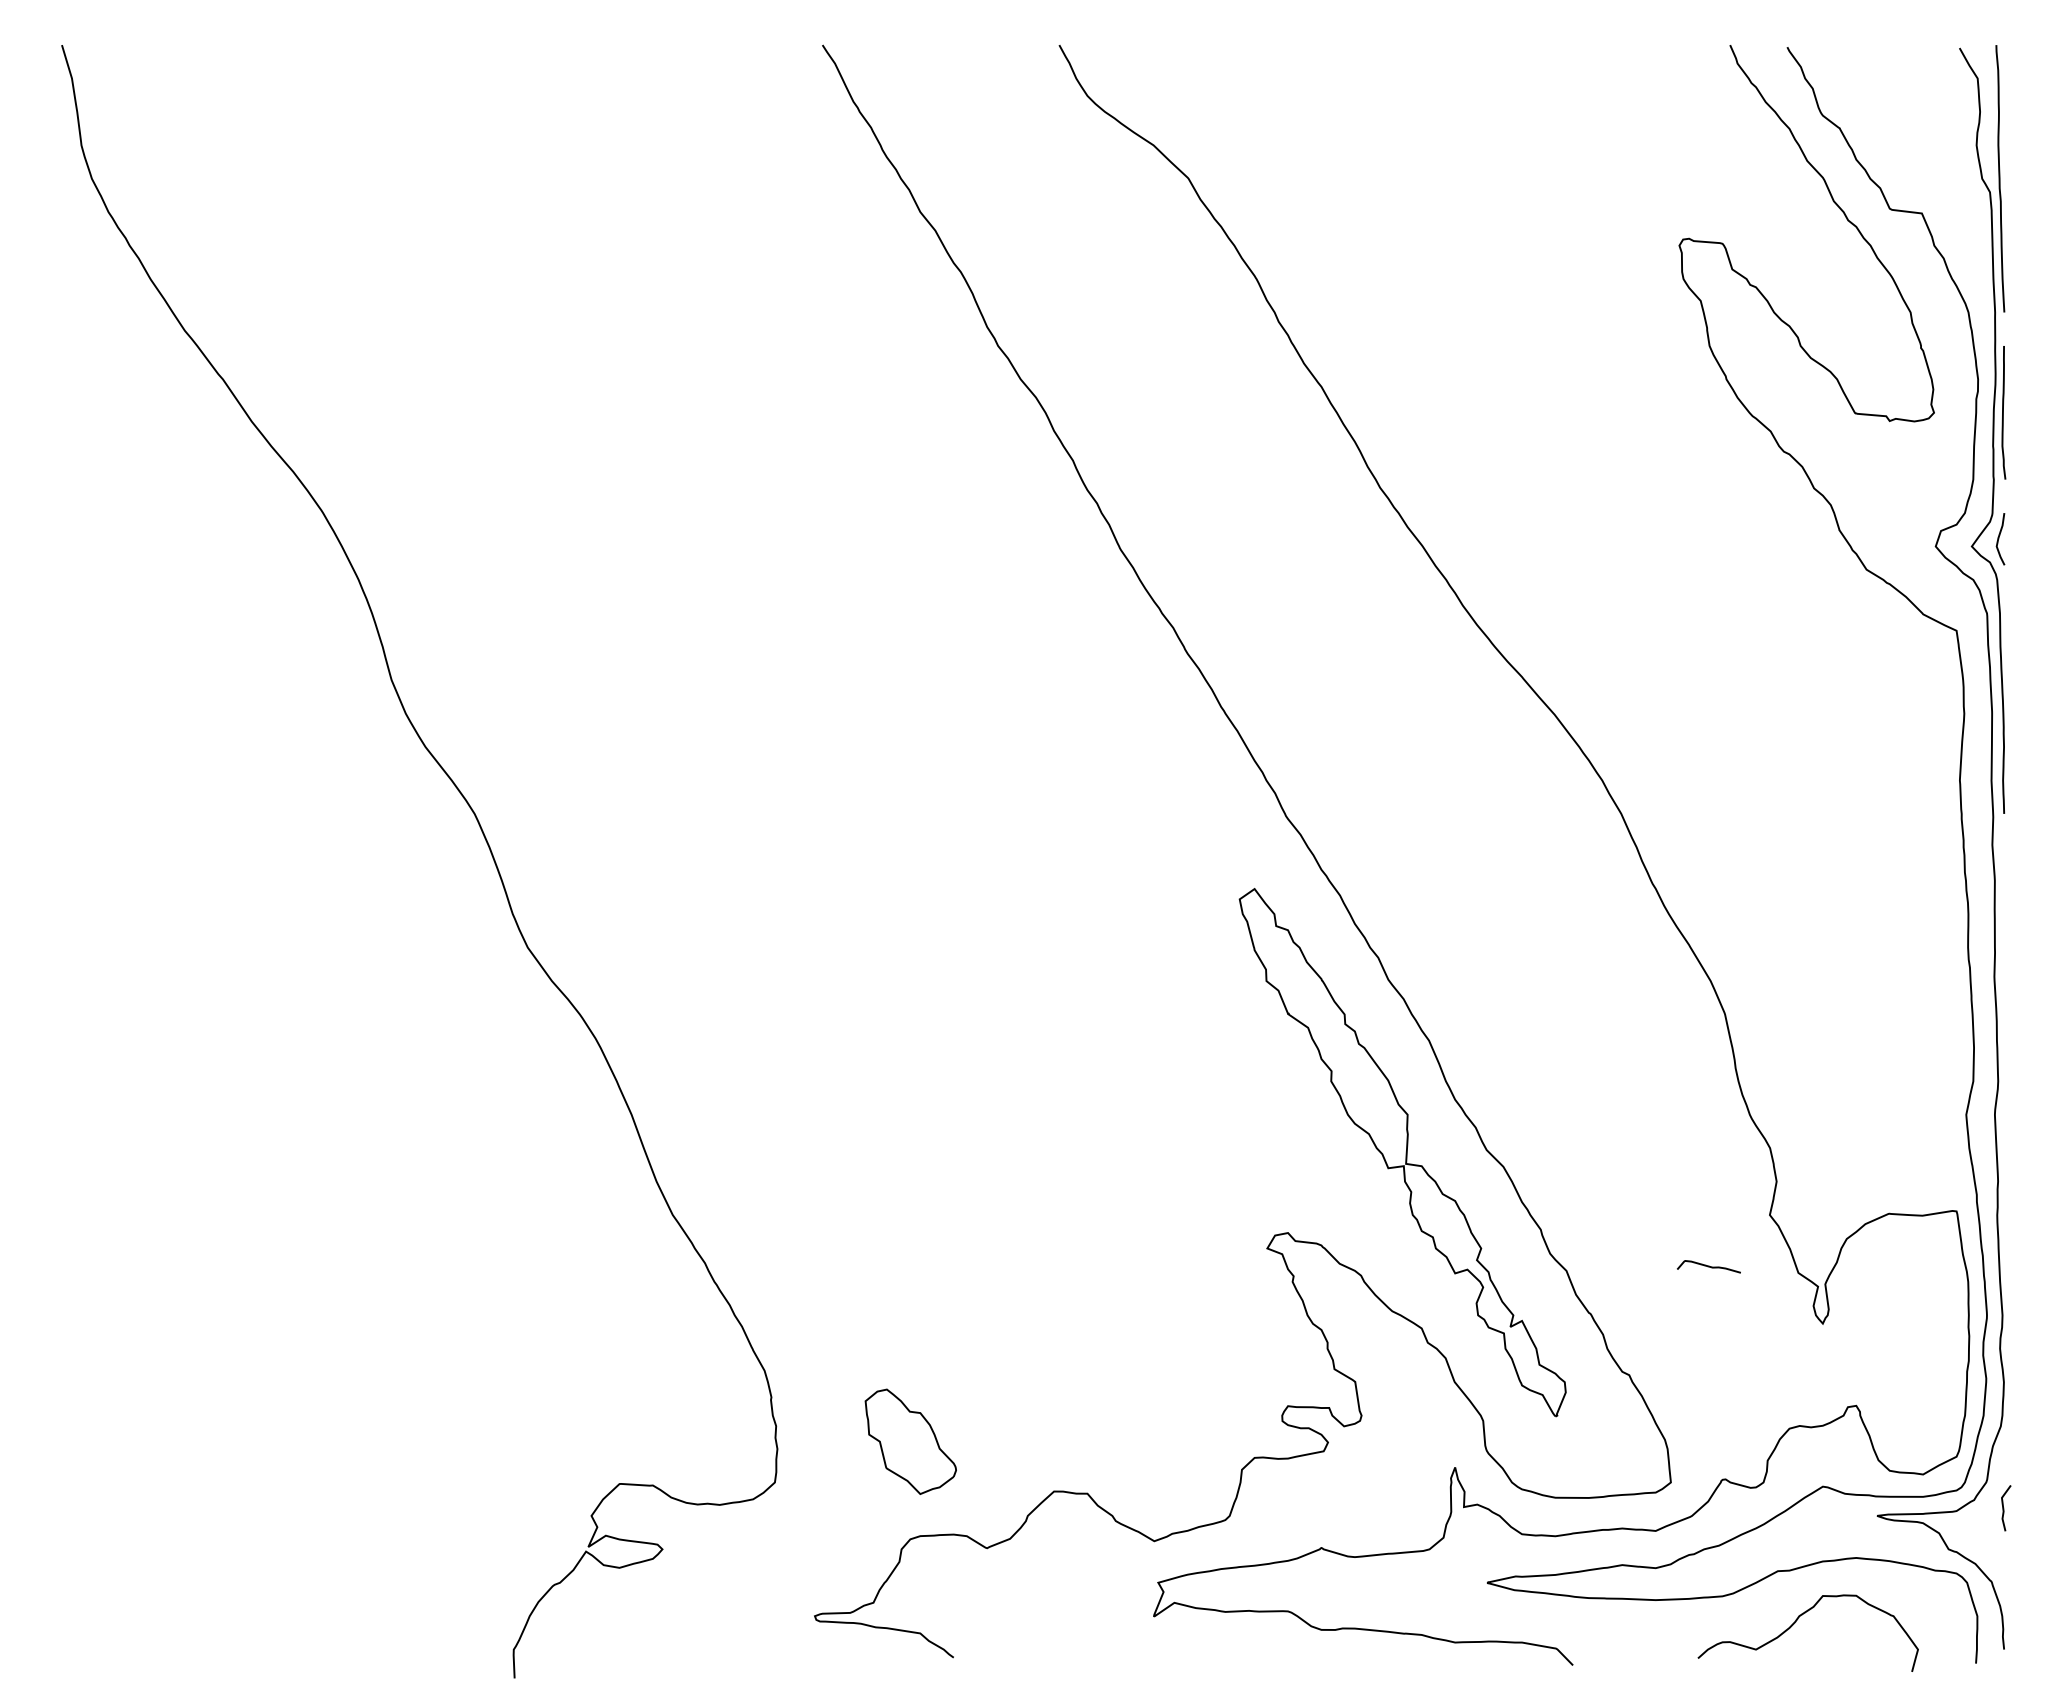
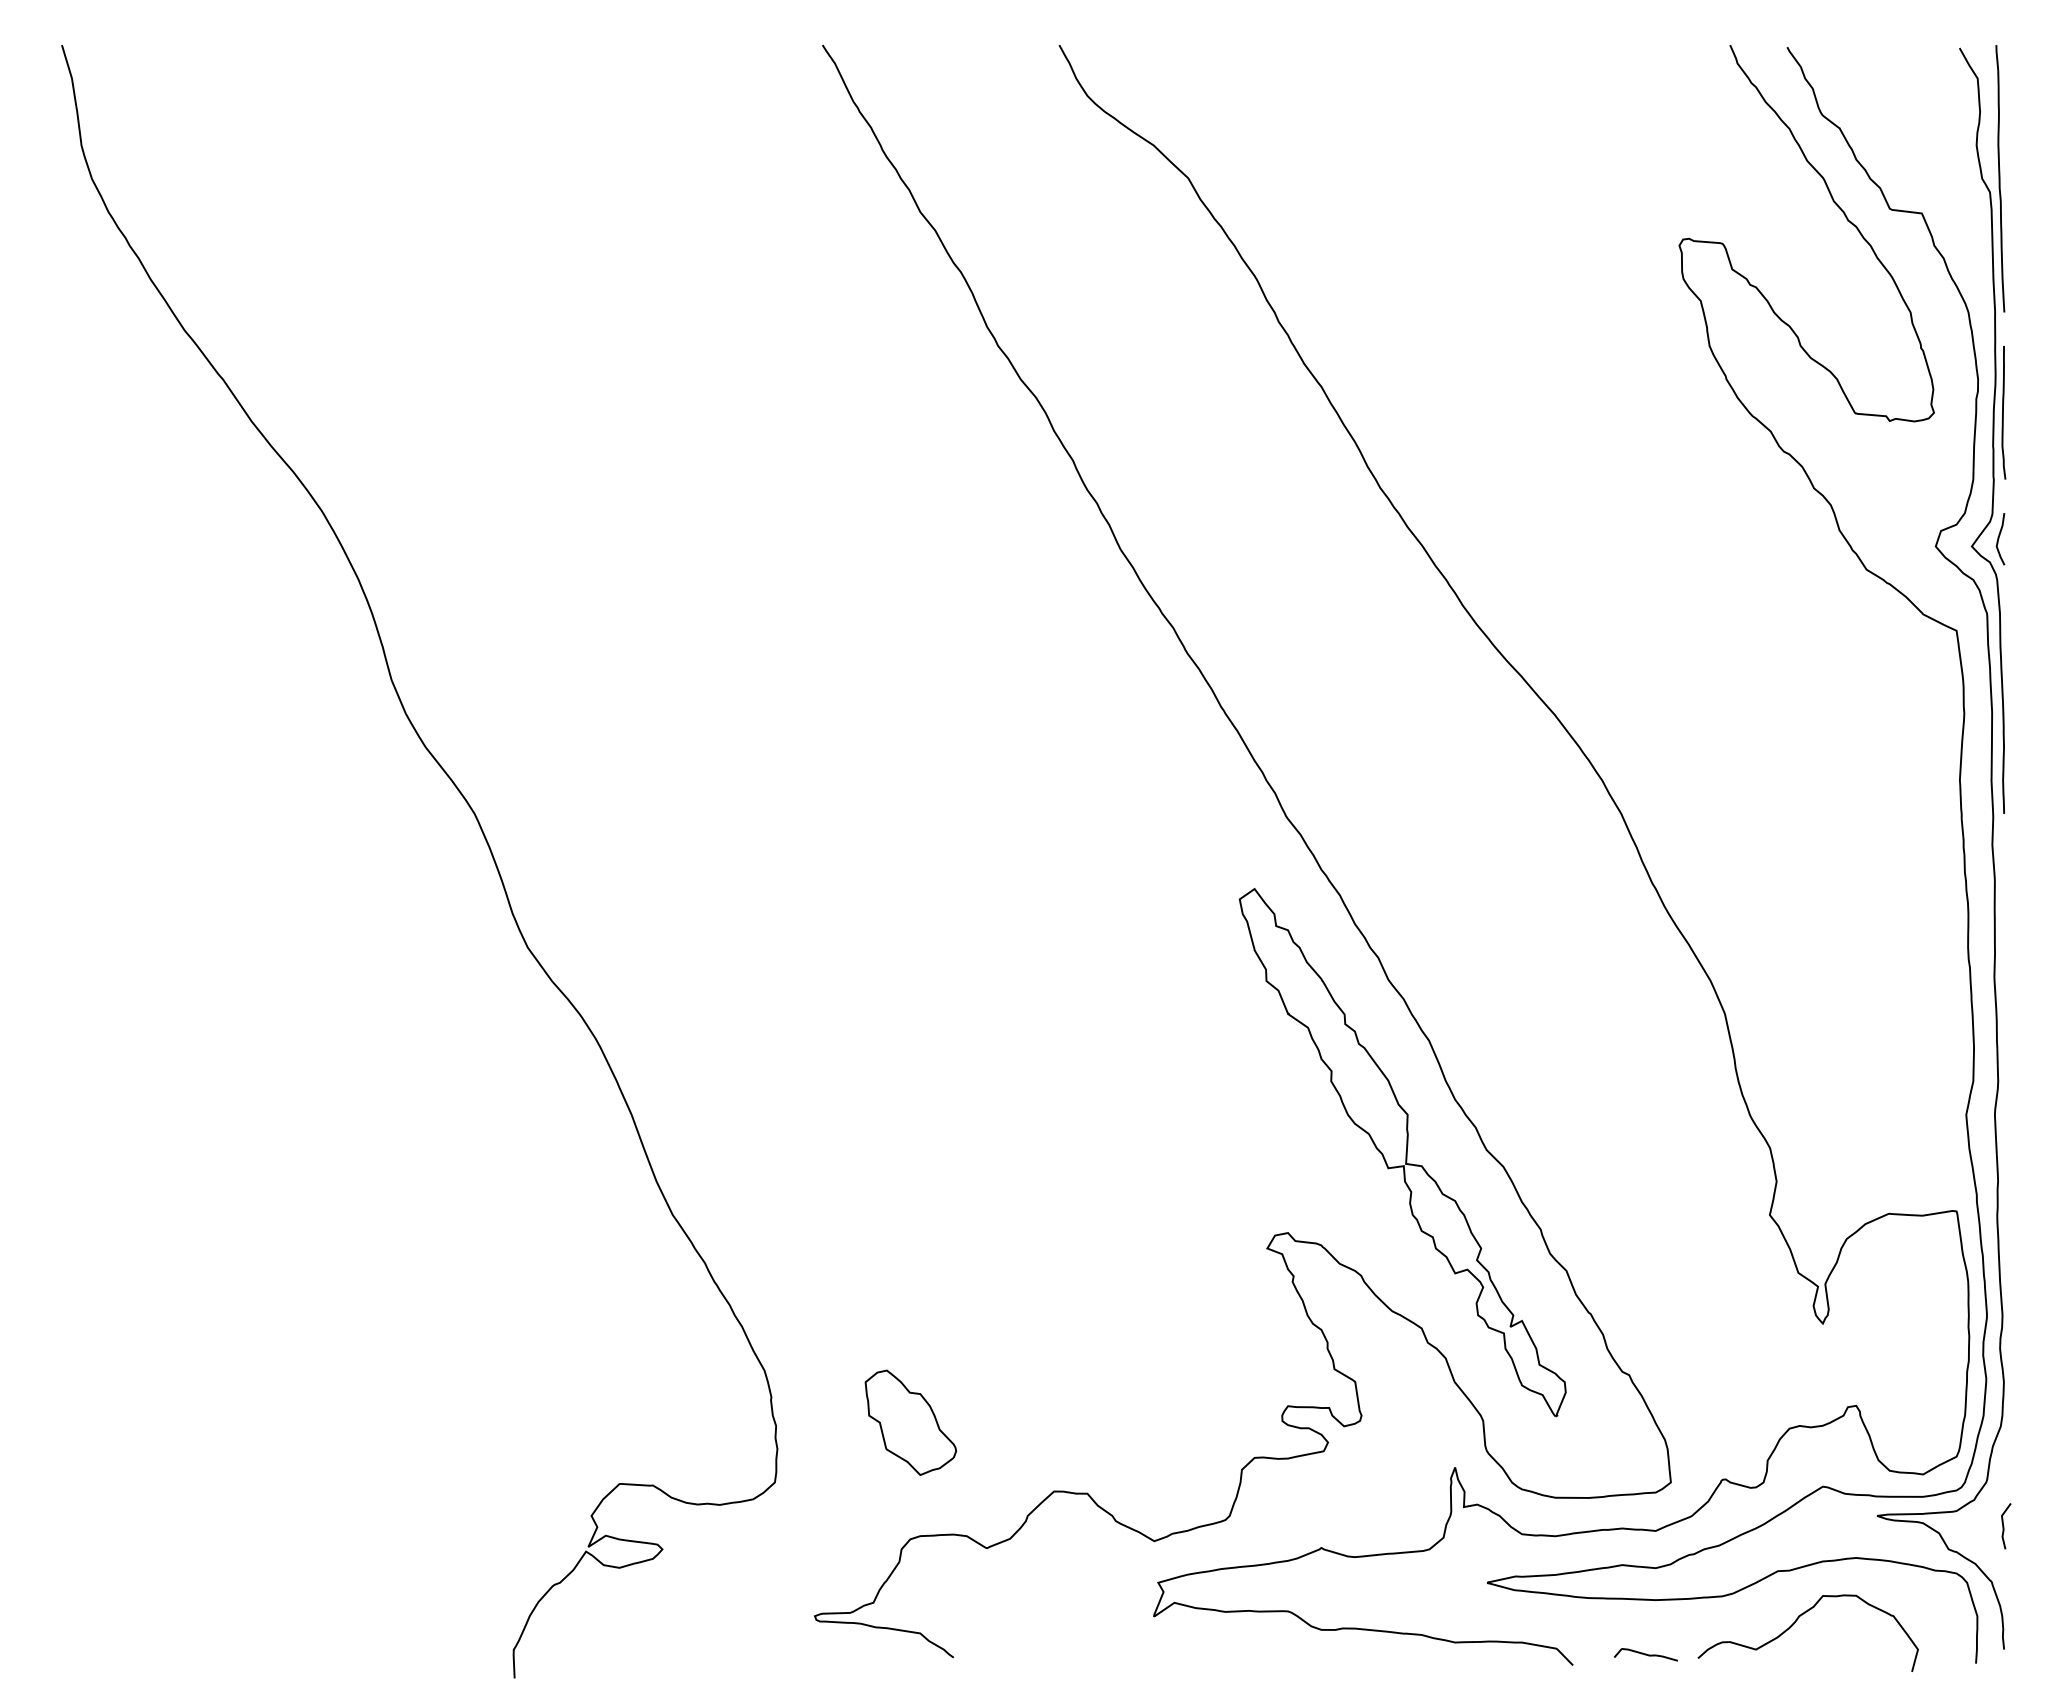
curve position: (1708, 1266) -> (1645, 1654) (1645, 1654)
part position: (910, 1441) -> (910, 1422) (910, 1422)
line position: (2004, 1508) -> (2004, 1526) (2004, 1526)
